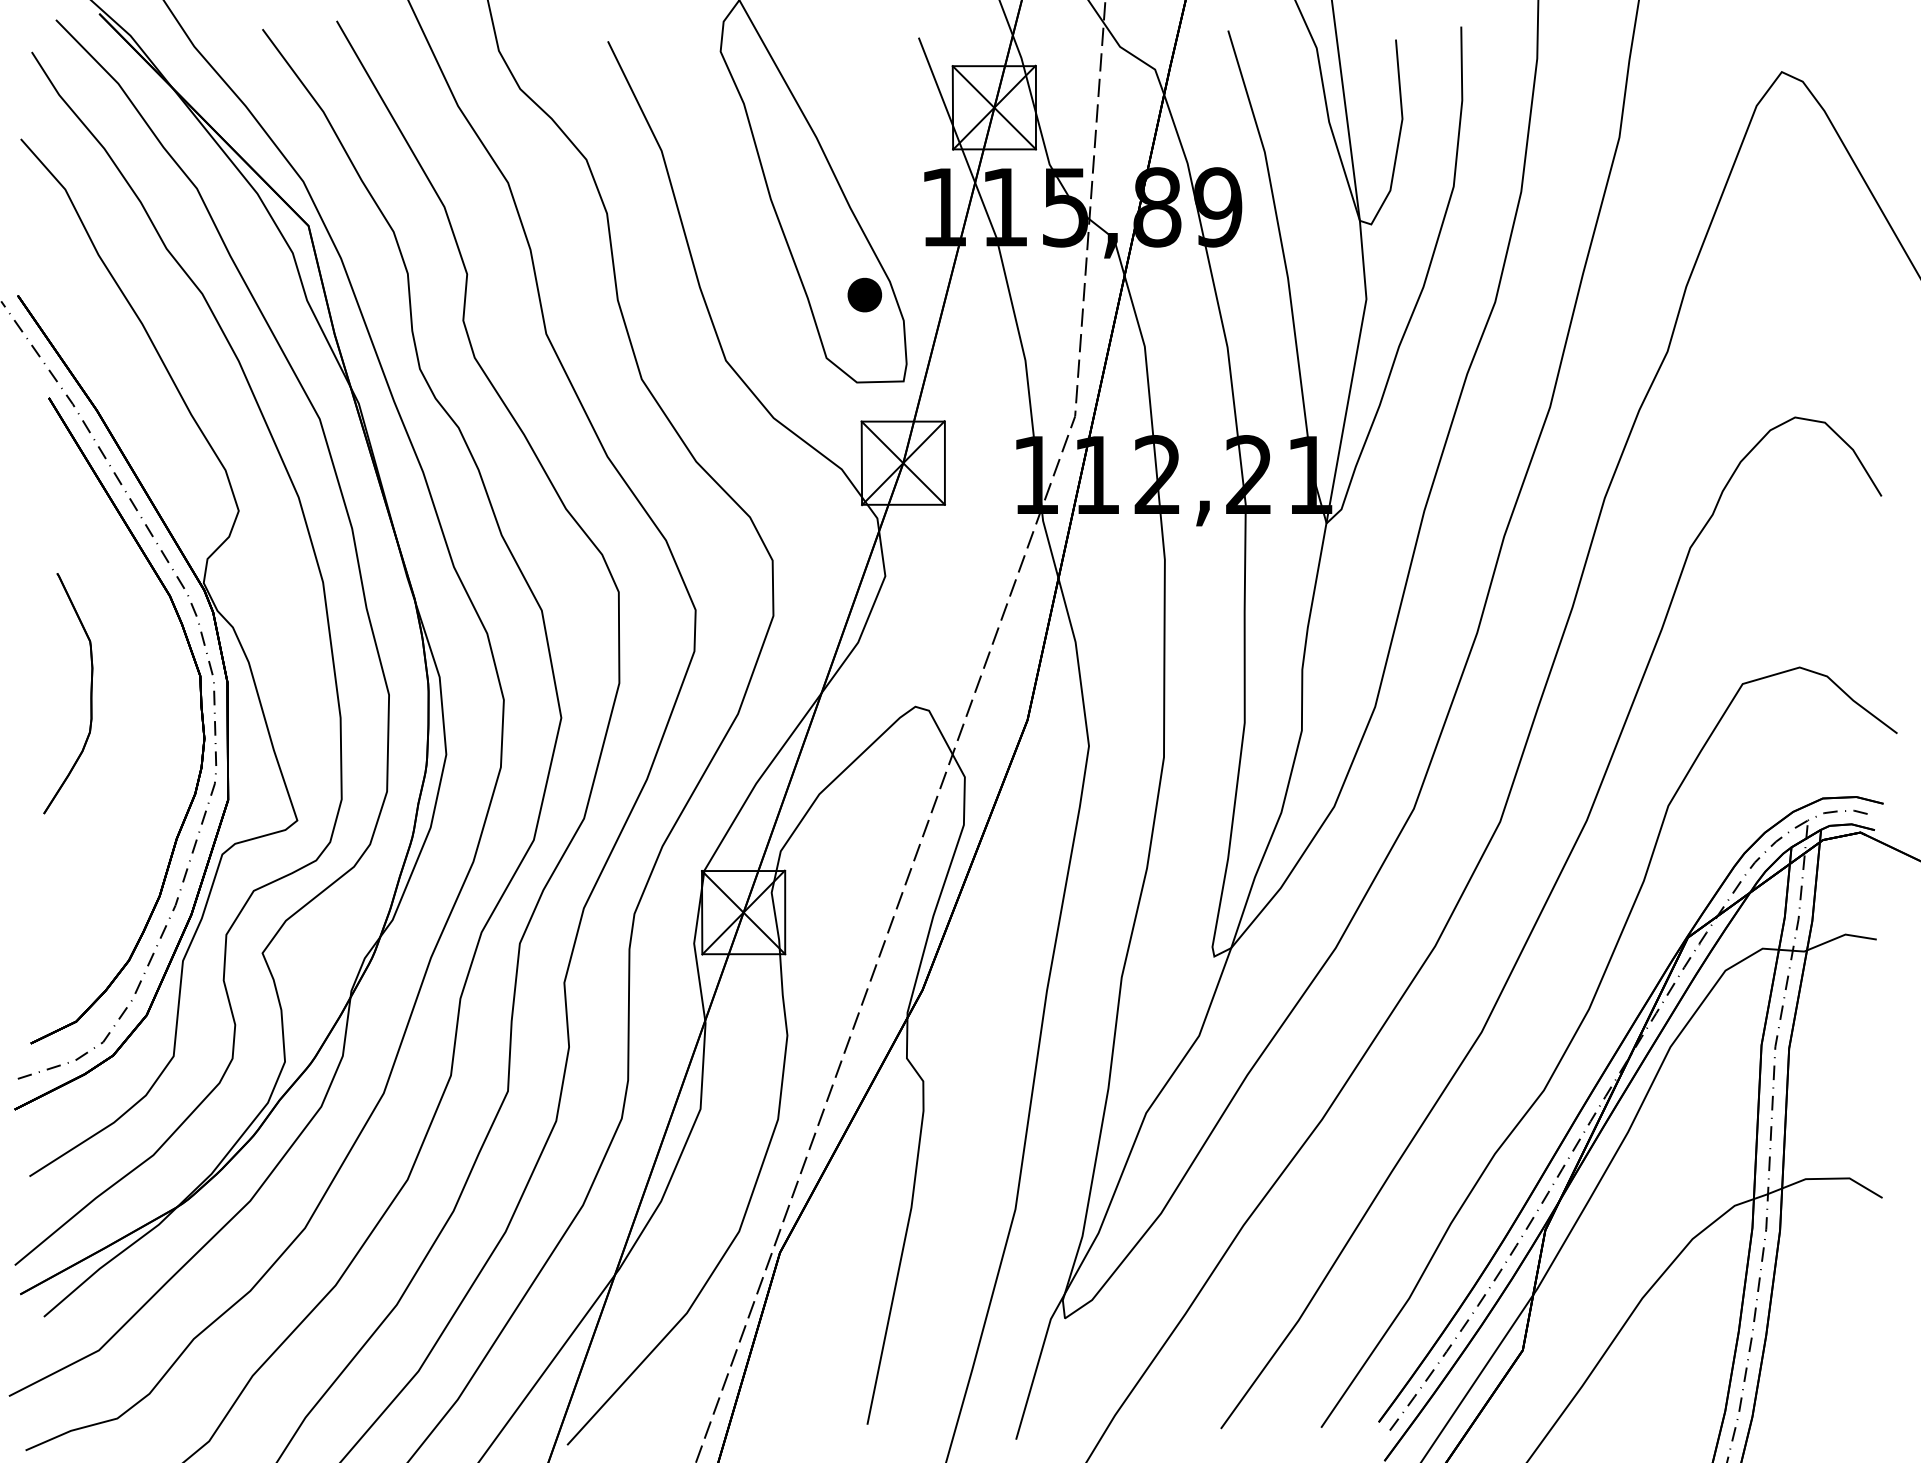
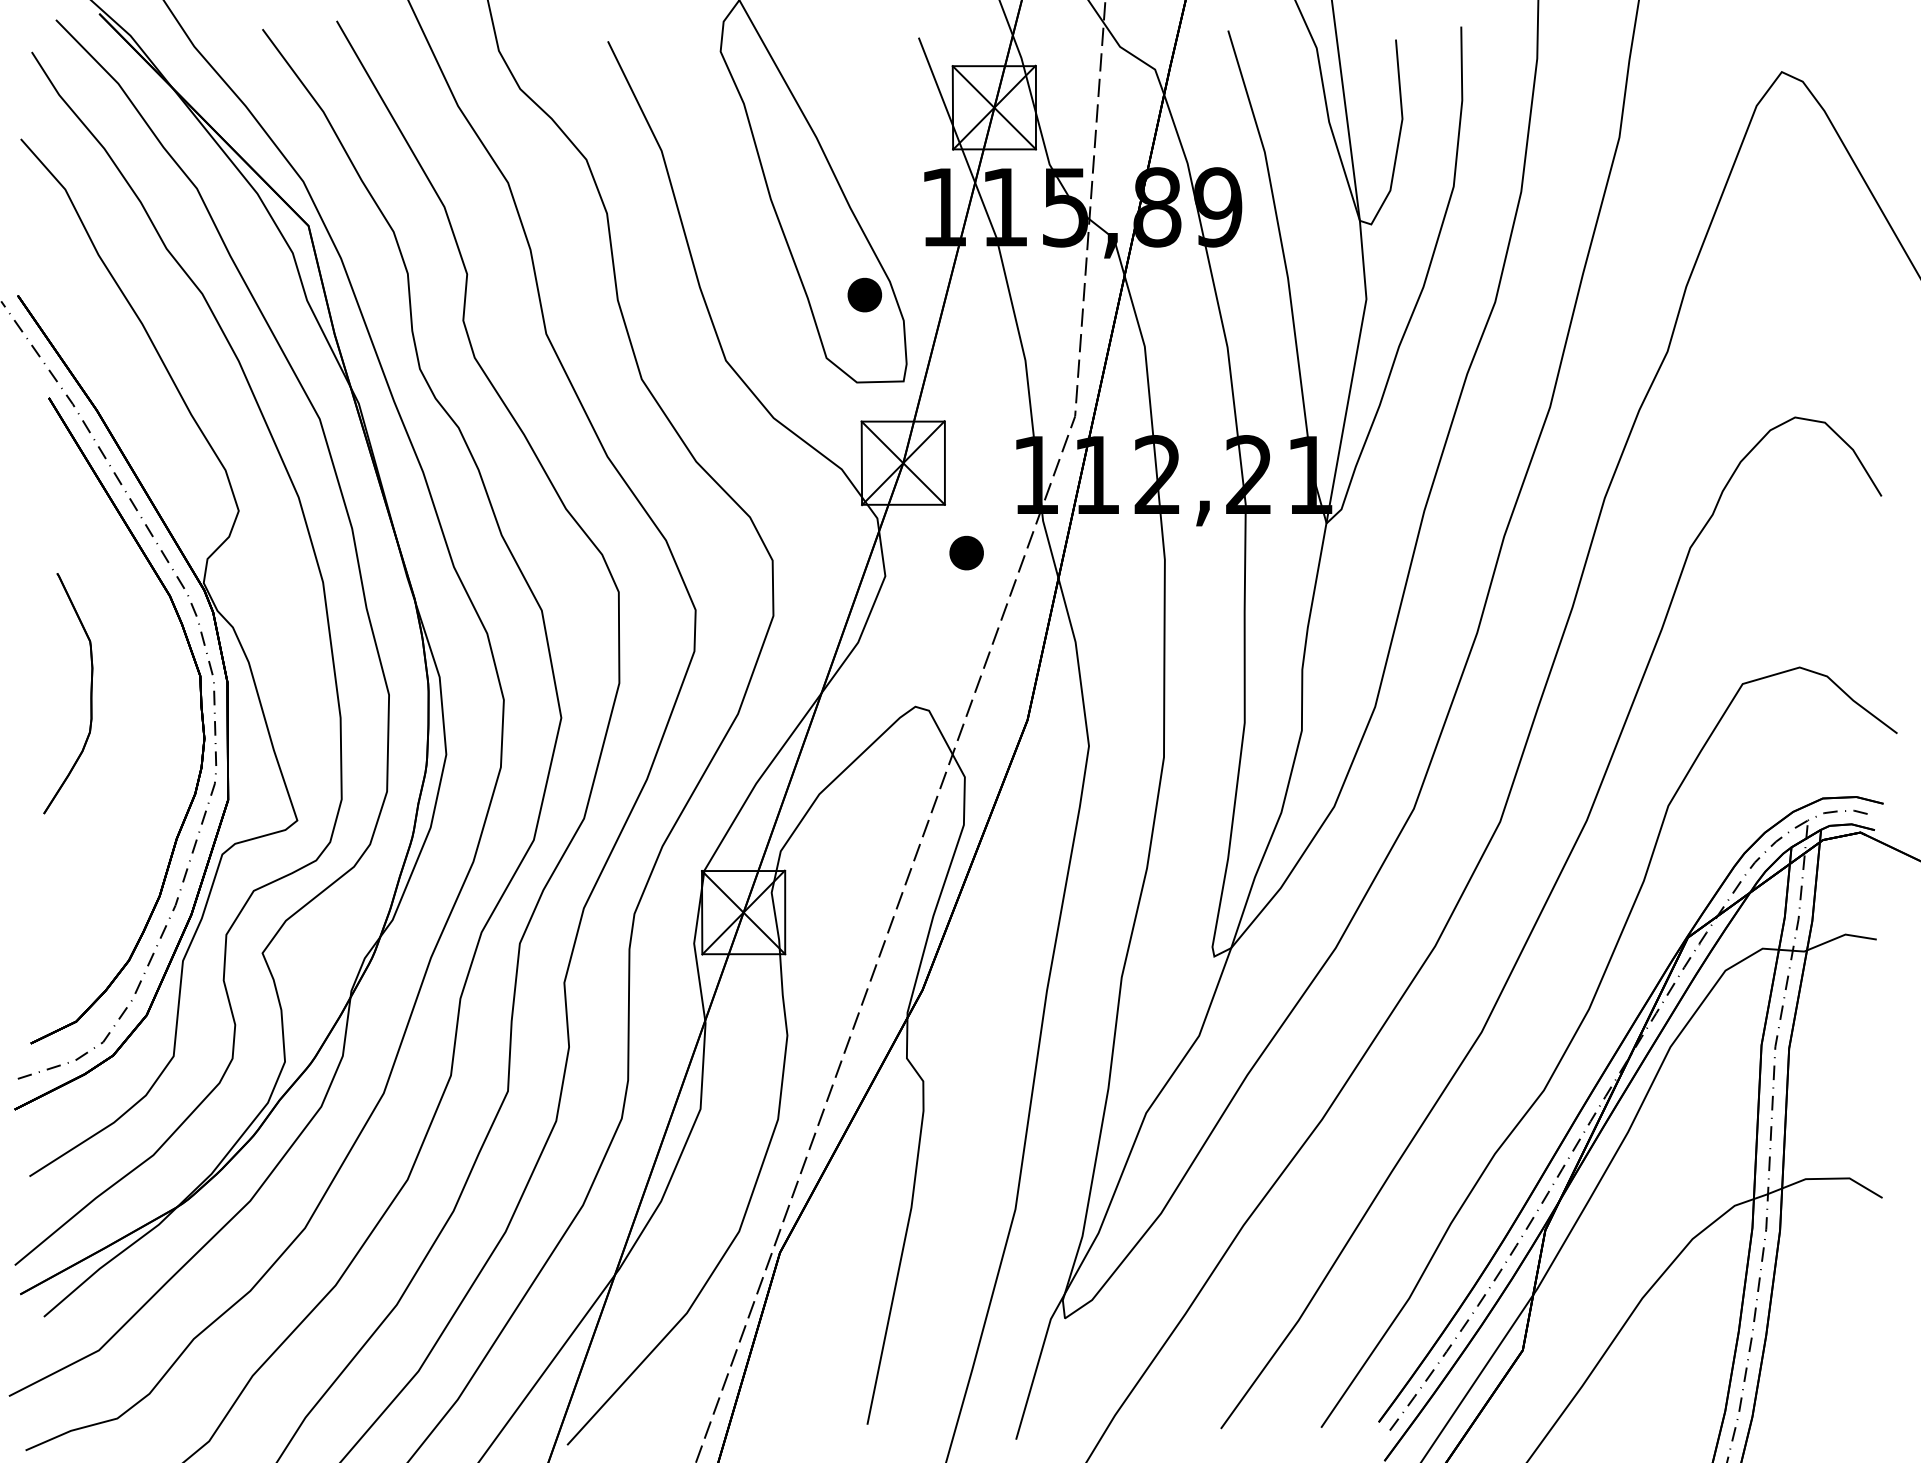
part: none -> present (966, 552)
